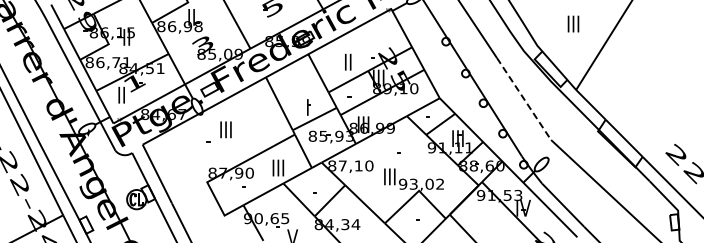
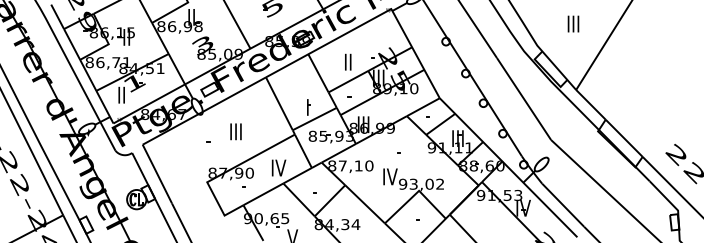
line: dashed -> solid (524, 99)
text position: (225, 129) -> (235, 131) (235, 131)
text: III -> IV (278, 167)
text: III -> IV (390, 176)
